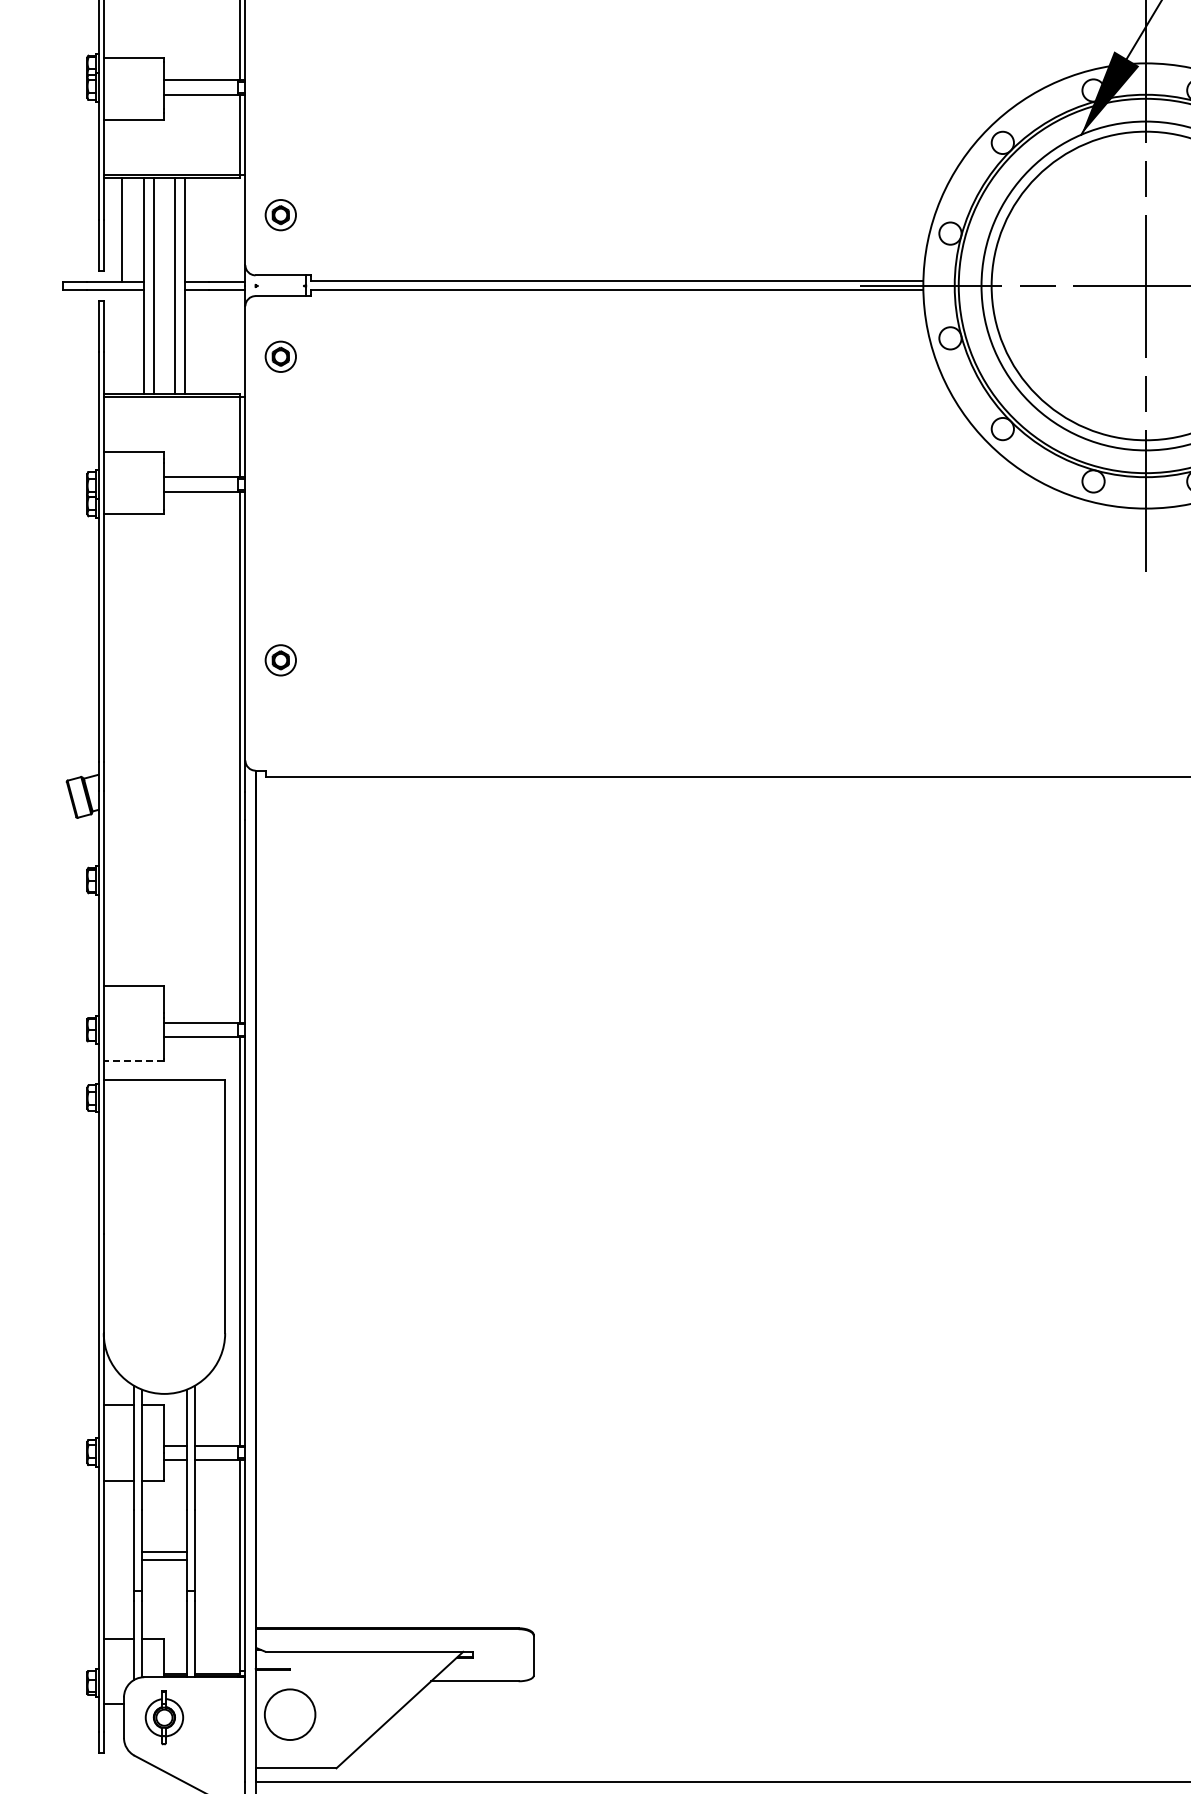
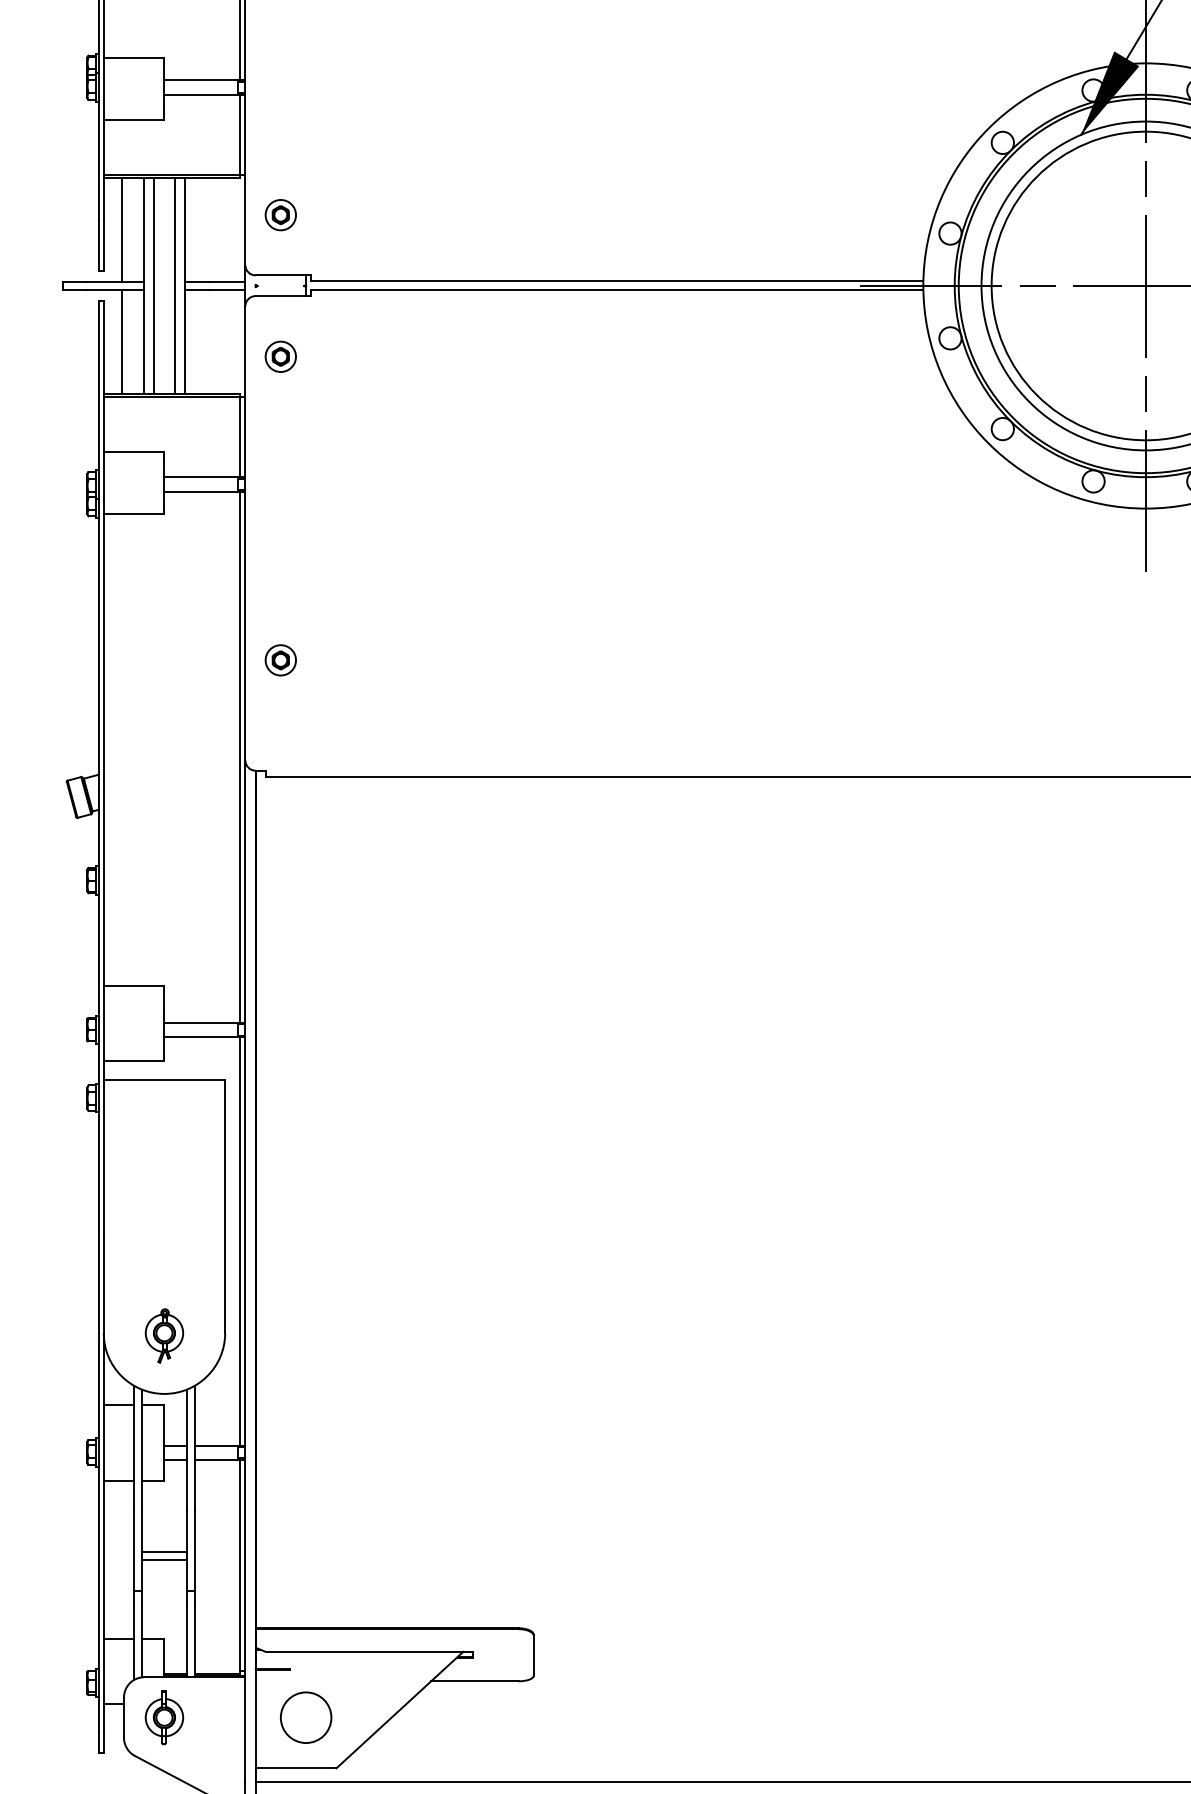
line: none -> present (121, 342)
line: dashed -> solid (133, 1060)
part: none -> present (164, 1335)
circle position: (290, 1714) -> (306, 1717) (306, 1717)
